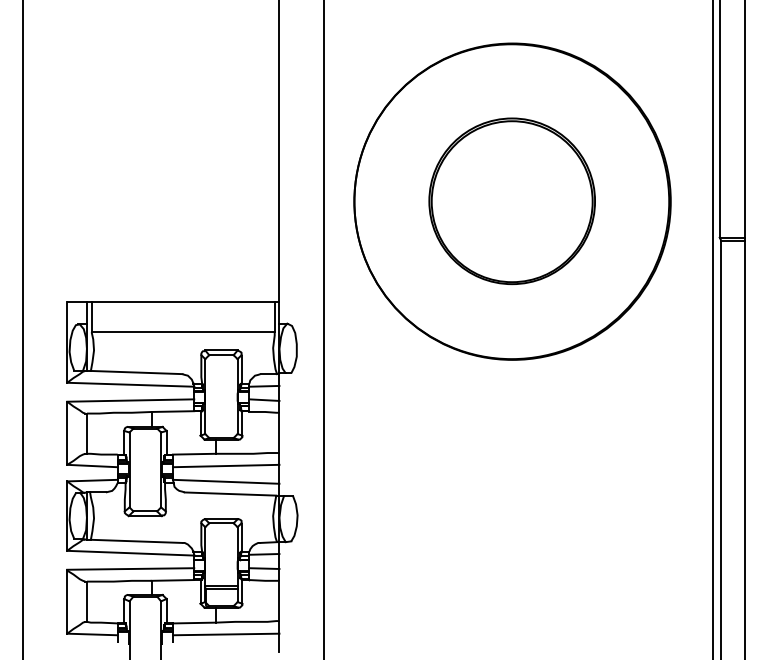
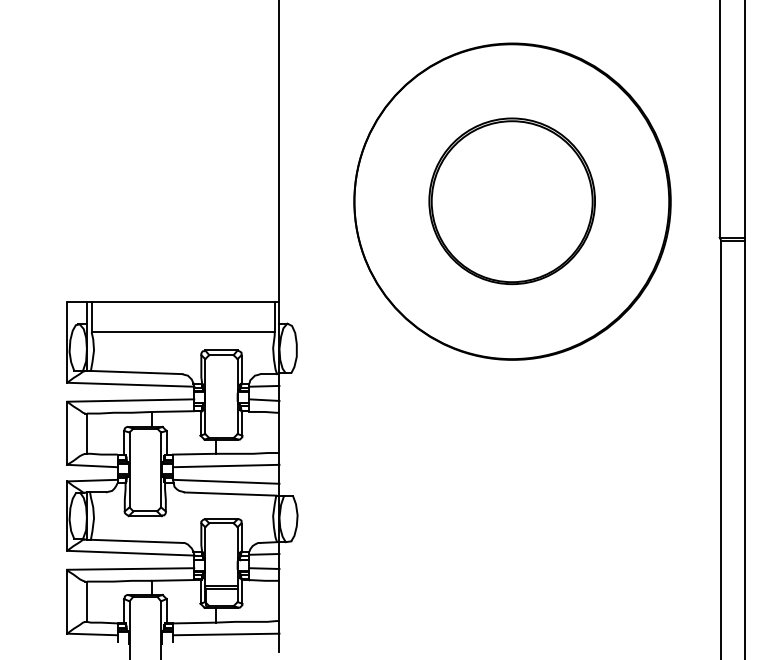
line: present -> none (23, 329)
line: present -> none (323, 329)
line: present -> none (712, 329)
